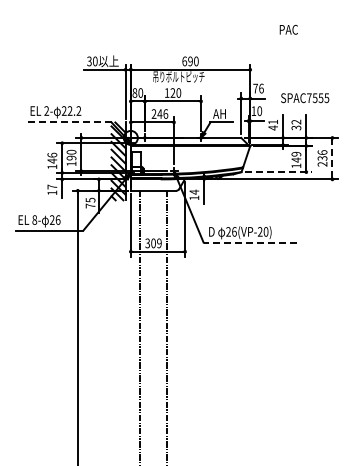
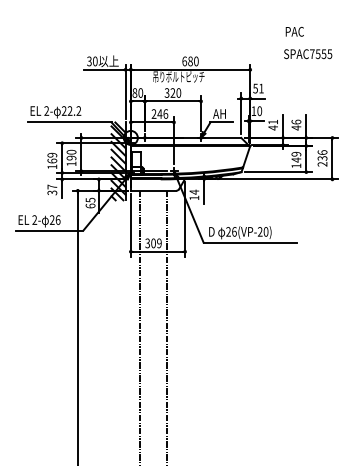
text position: (288, 29) -> (294, 31) (294, 31)
text: 690 -> 680 (190, 61)
text: 76 -> 51 (258, 88)
text: 120 -> 320 (166, 92)
text position: (305, 98) -> (308, 54) (308, 54)
line: dashed -> solid (69, 122)
text: 32 -> 46 (296, 124)
text: 146 -> 169 (52, 157)
line: dashed -> solid (332, 158)
line: dashed -> solid (278, 172)
text: 17 -> 37 (52, 192)
text: 75 -> 65 (90, 205)
text: 8- -> 2- (34, 219)
line: dashed -> solid (249, 243)
